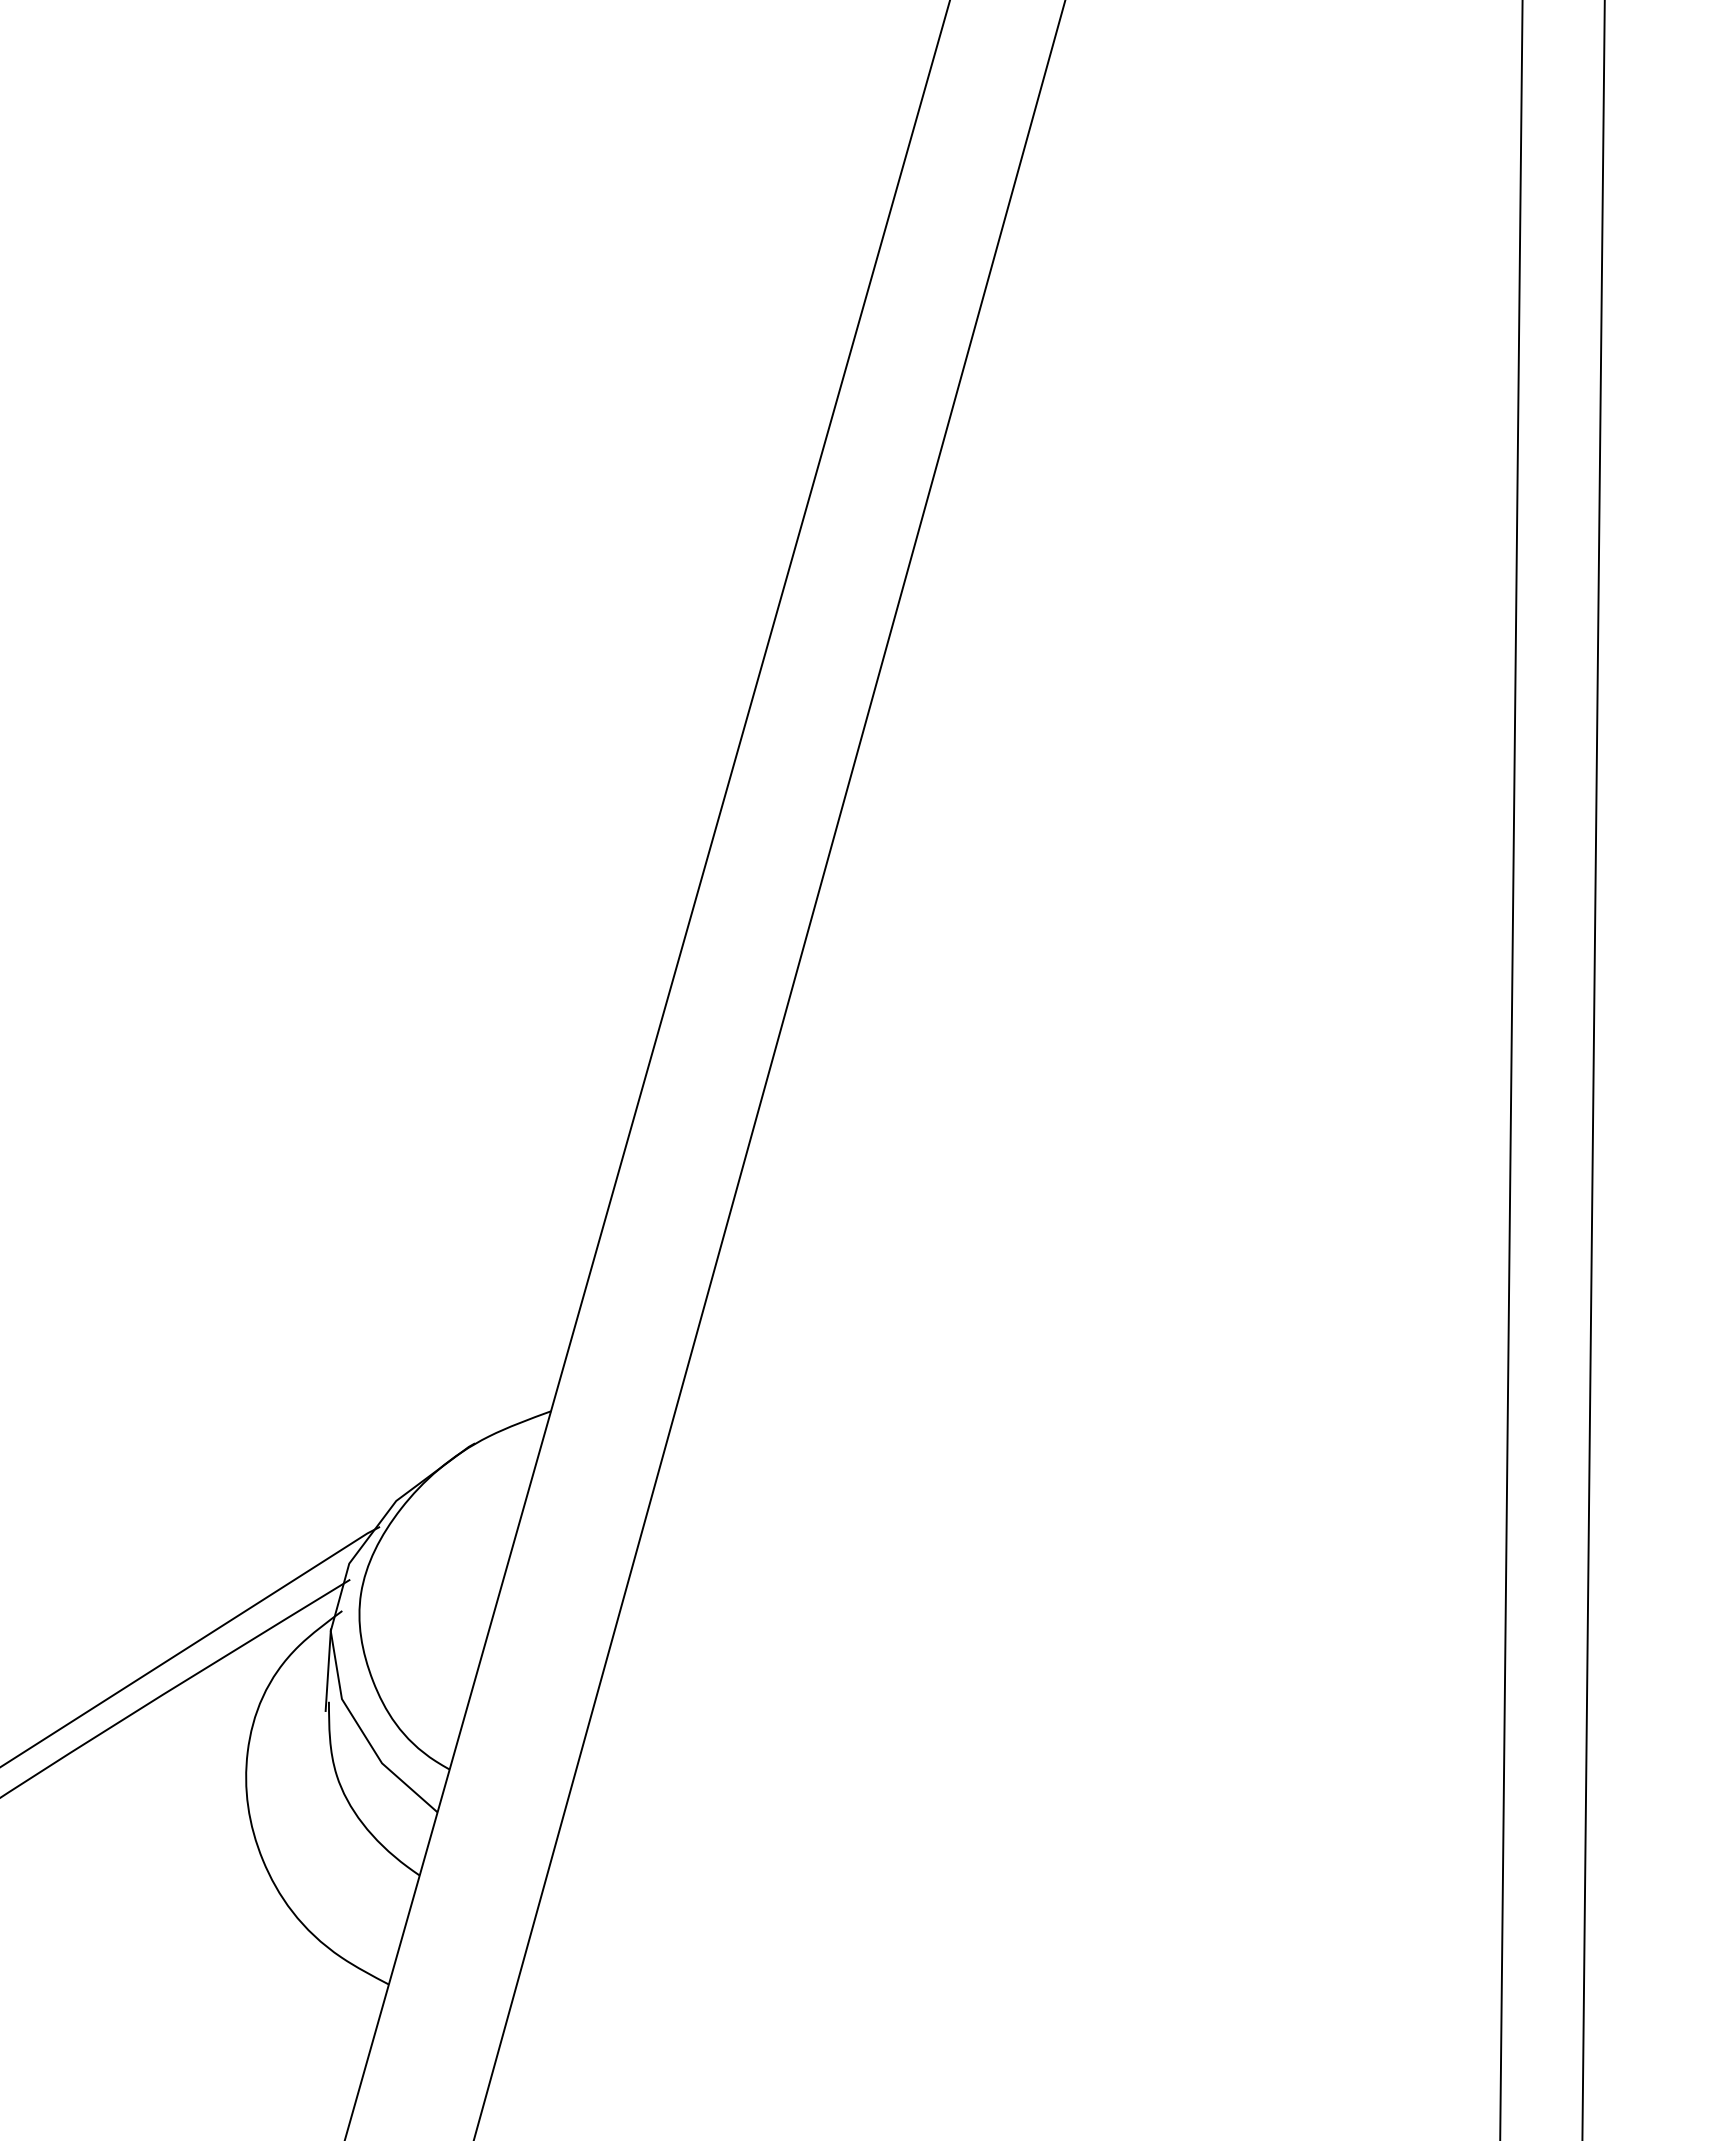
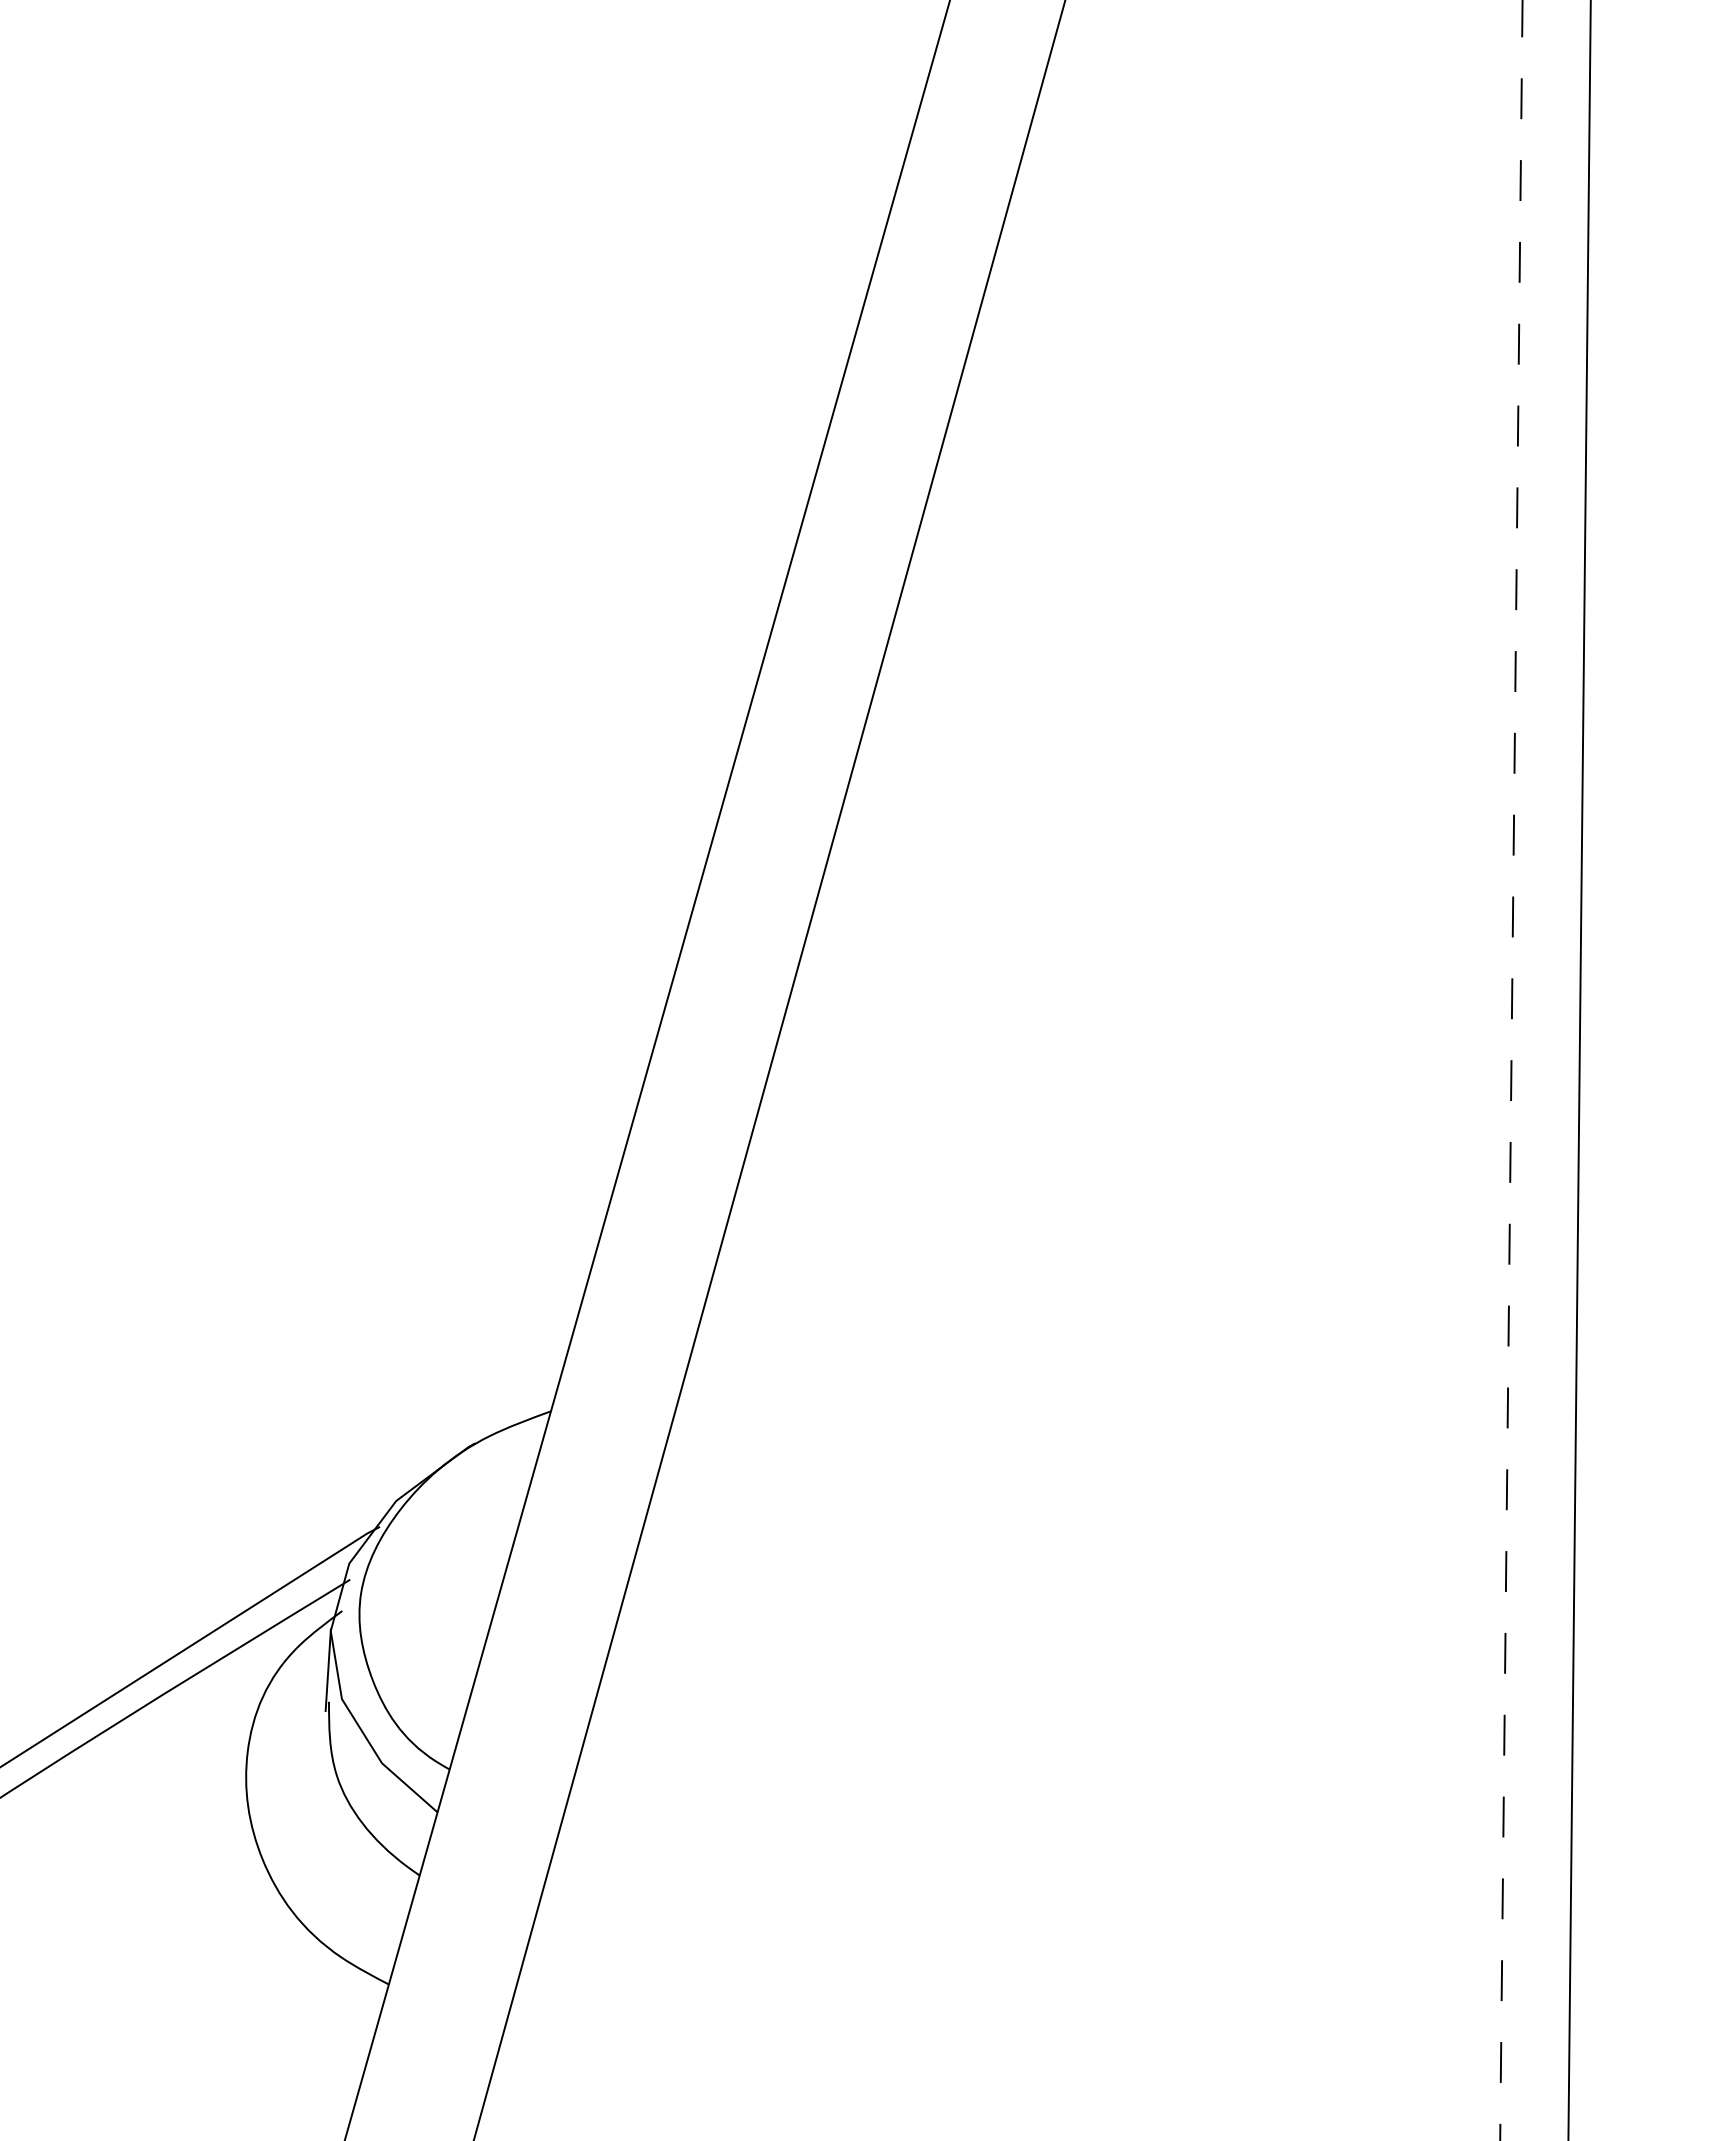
line position: (1593, 1069) -> (1579, 1069) (1579, 1069)
line: solid -> dashed (1511, 1070)
